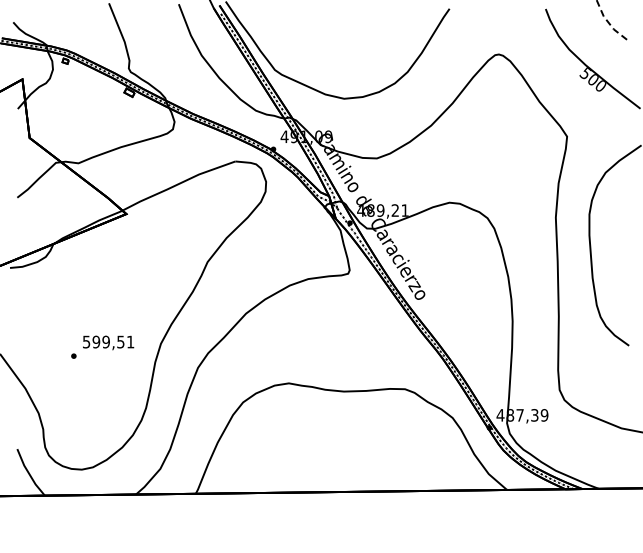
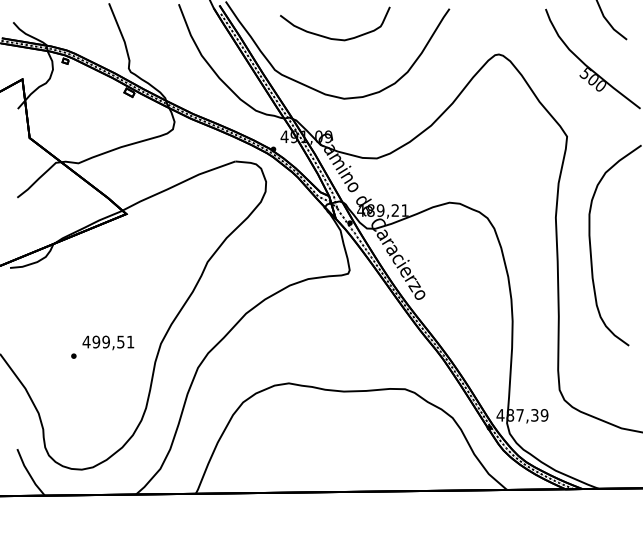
line: dashed -> solid (608, 22)
curve: none -> present (330, 37)
text: 599,51 -> 499,51 (86, 341)
